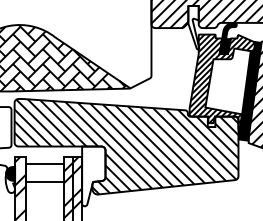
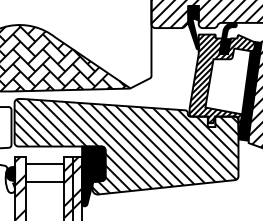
fill: none -> present (193, 27)
fill: none -> present (93, 176)
